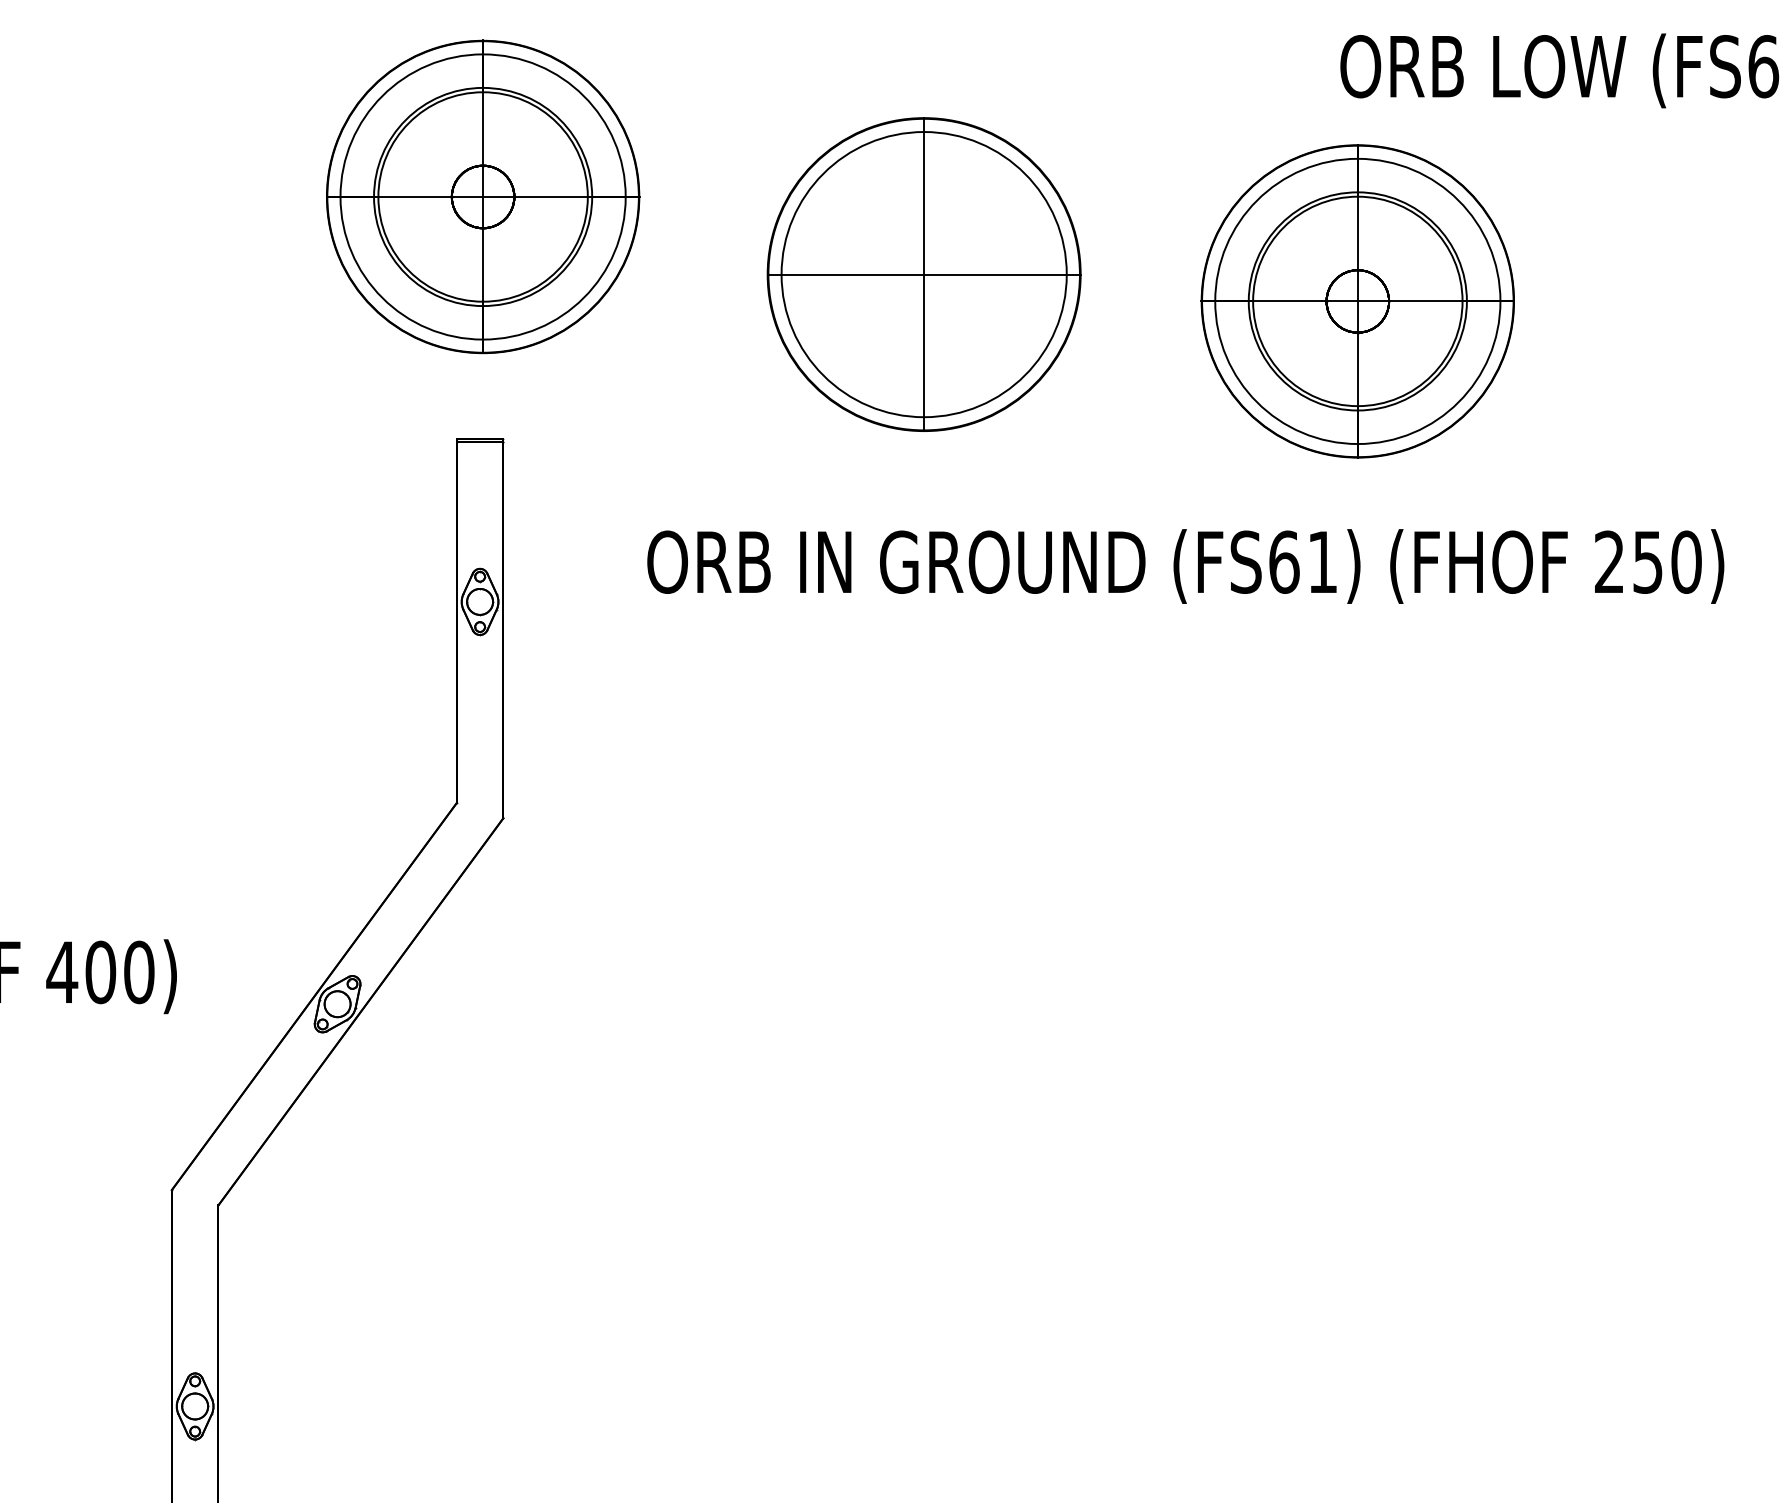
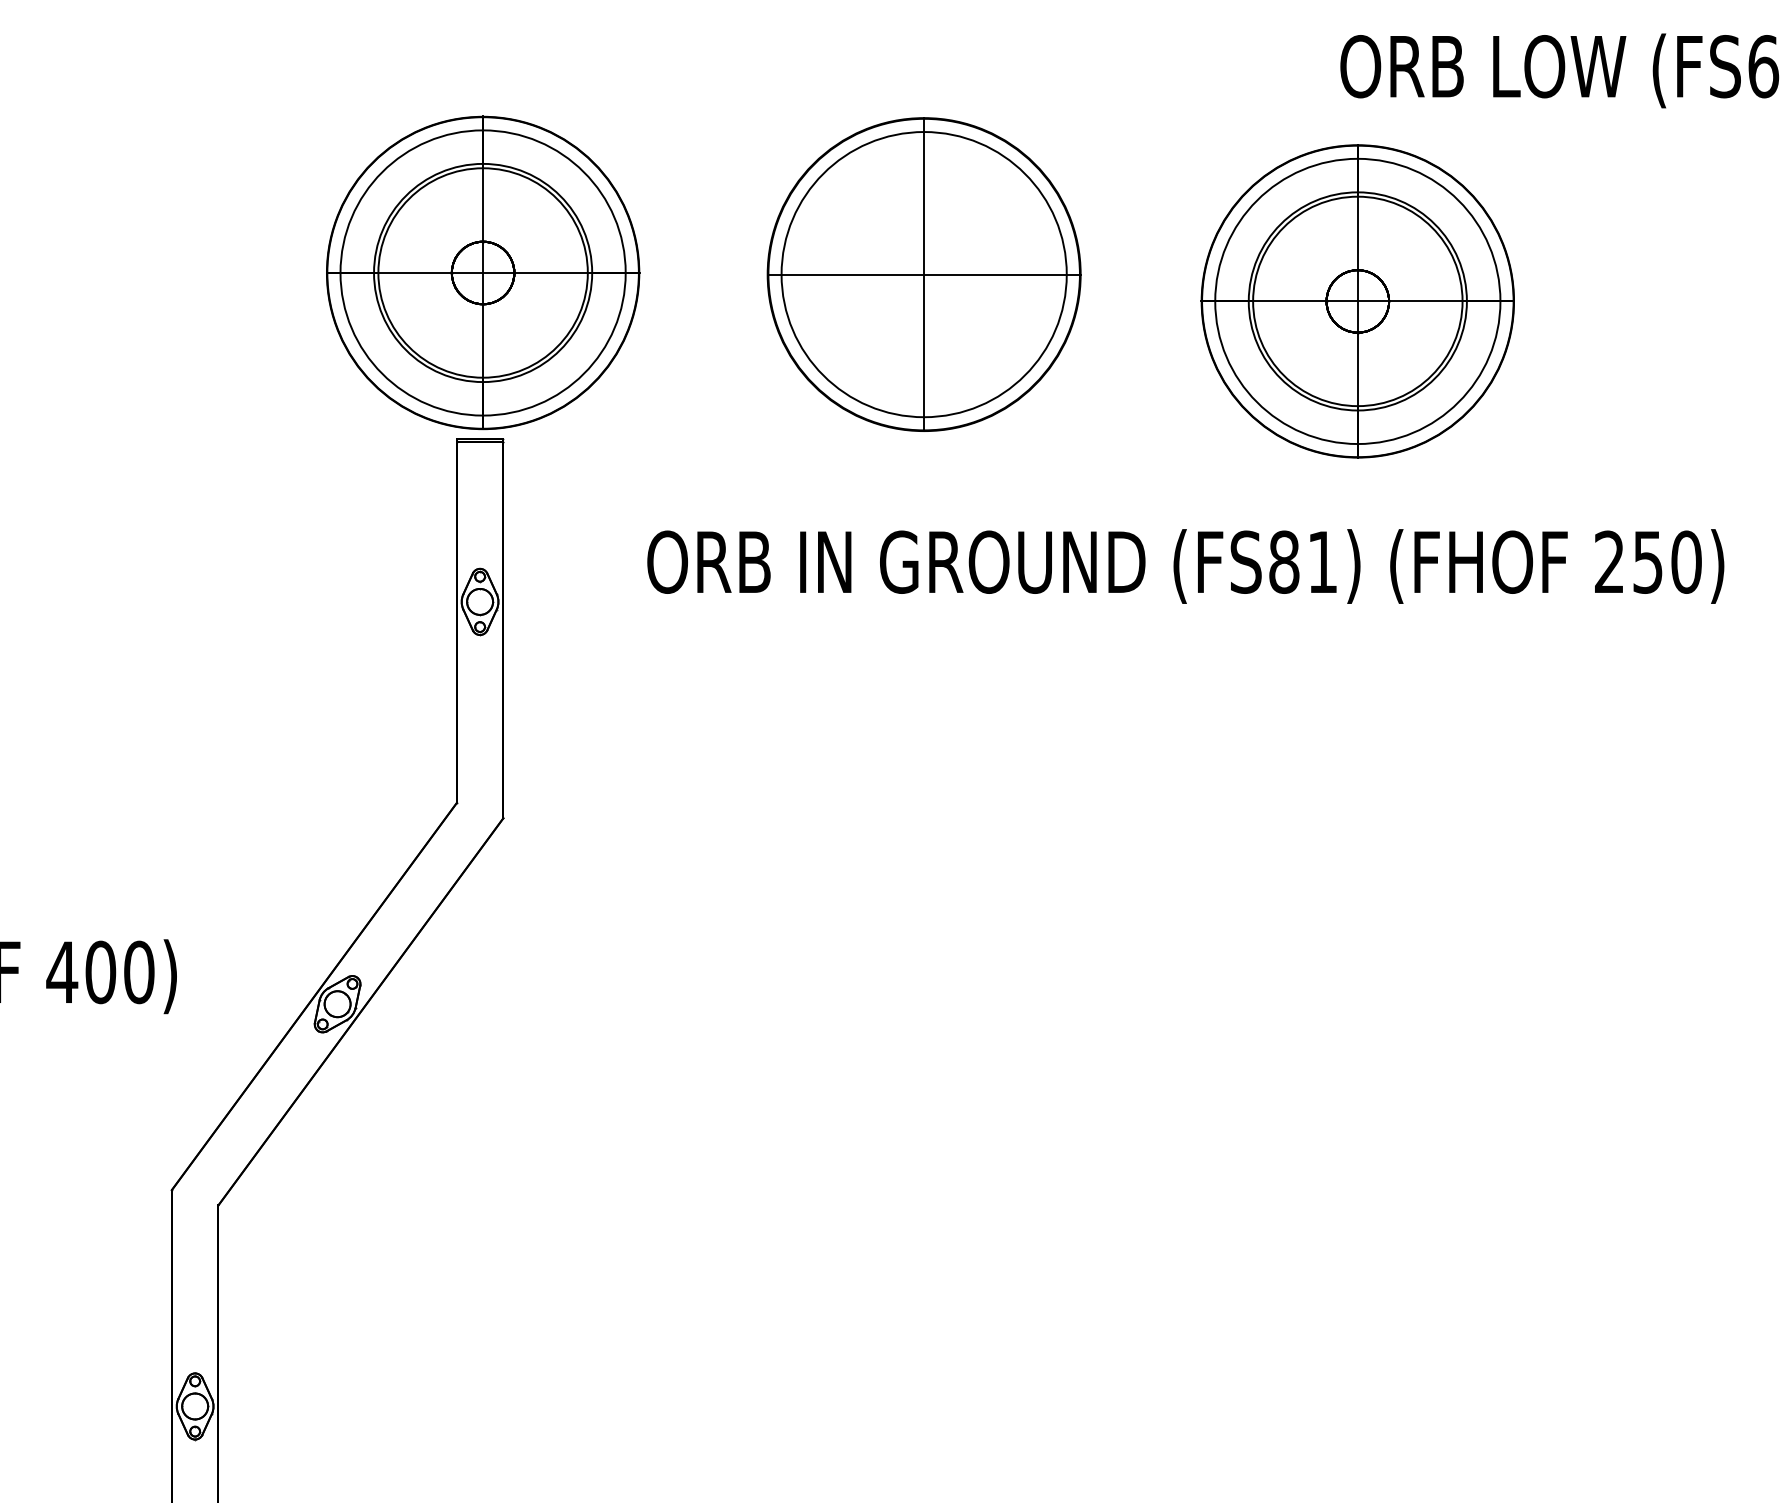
part position: (483, 196) -> (483, 272) (483, 272)
text: (FS61) -> (FS81) (1284, 561)
